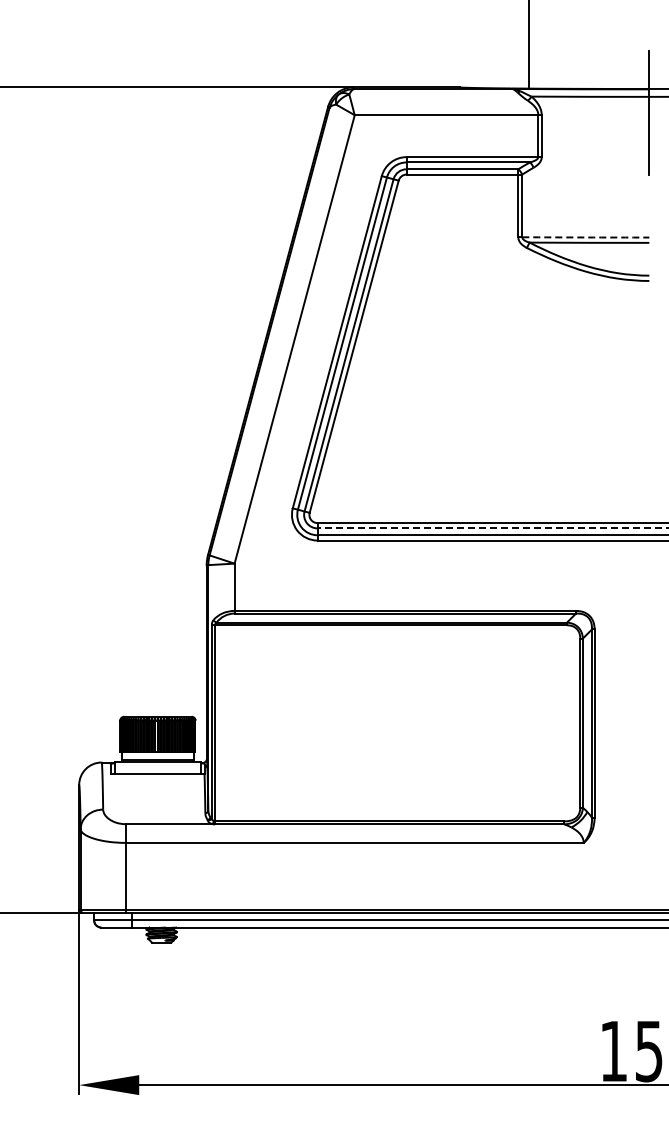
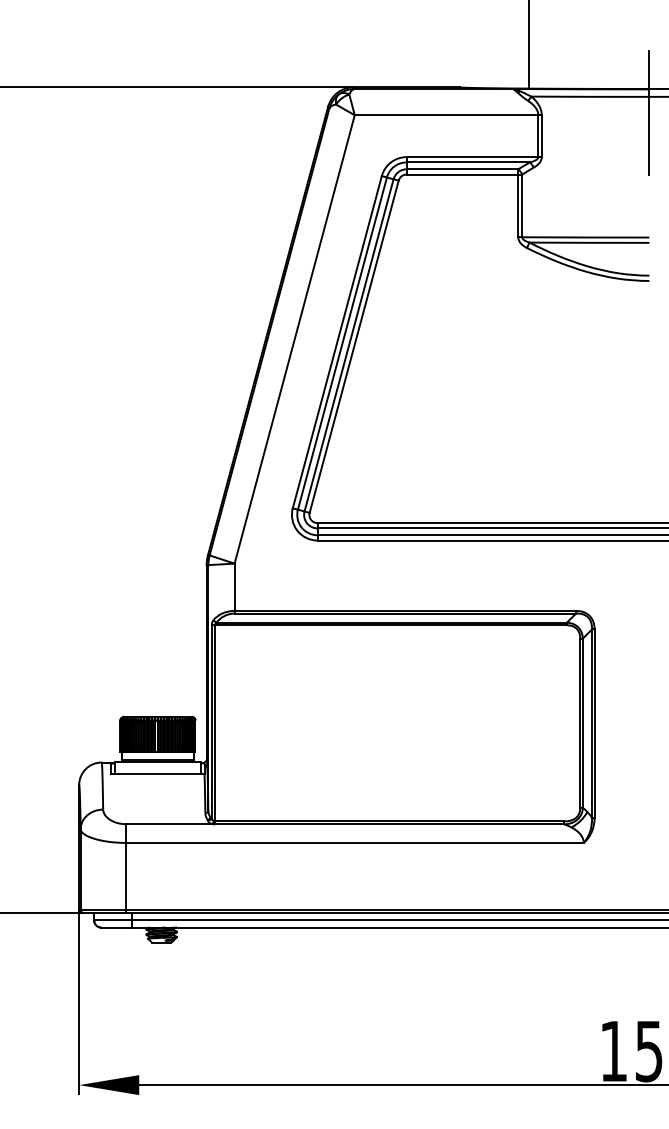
arc: dashed -> solid (585, 237)
line: dashed -> solid (492, 528)
